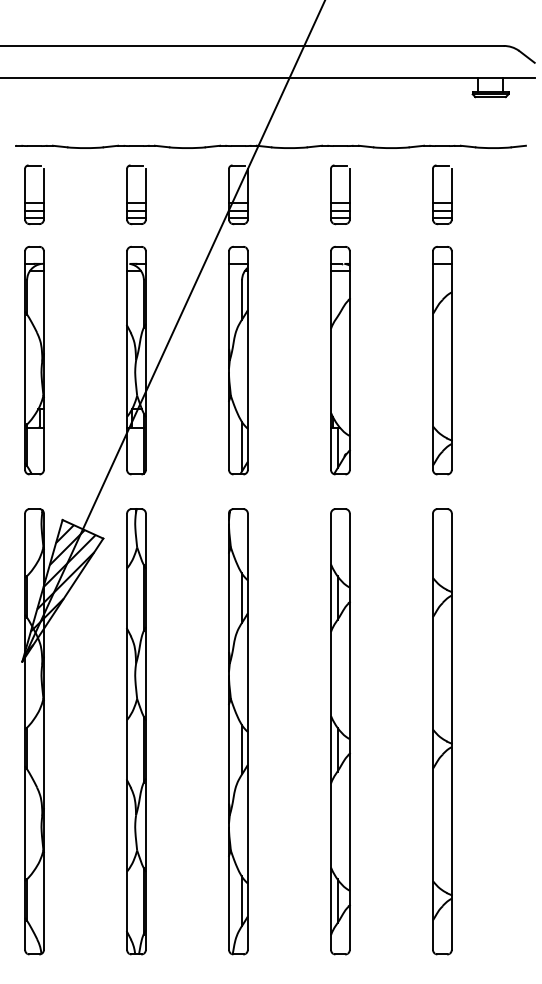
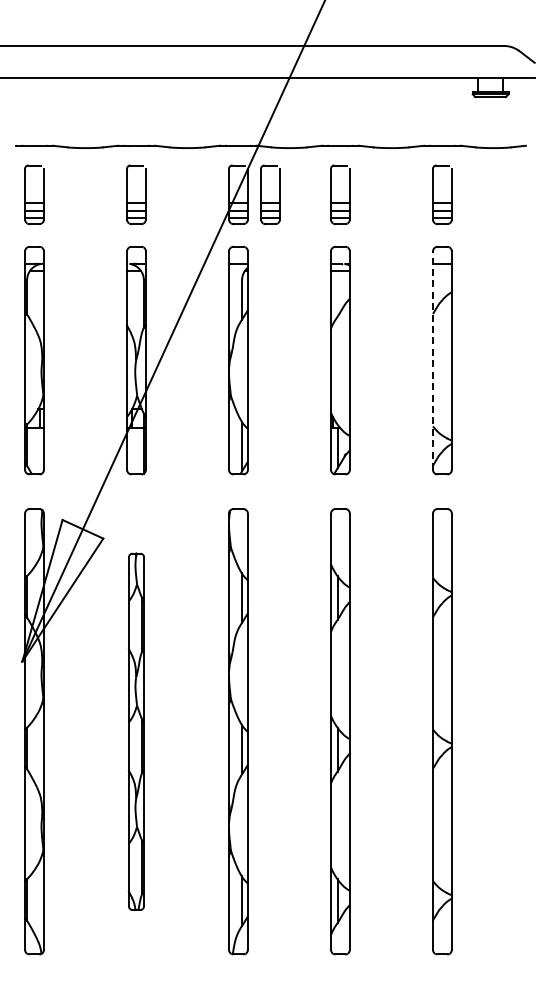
part: none -> present (270, 202)
line: solid -> dashed (433, 360)
hatch: present -> none (59, 586)
part size: 21x448 px -> 18x359 px (135, 731)
